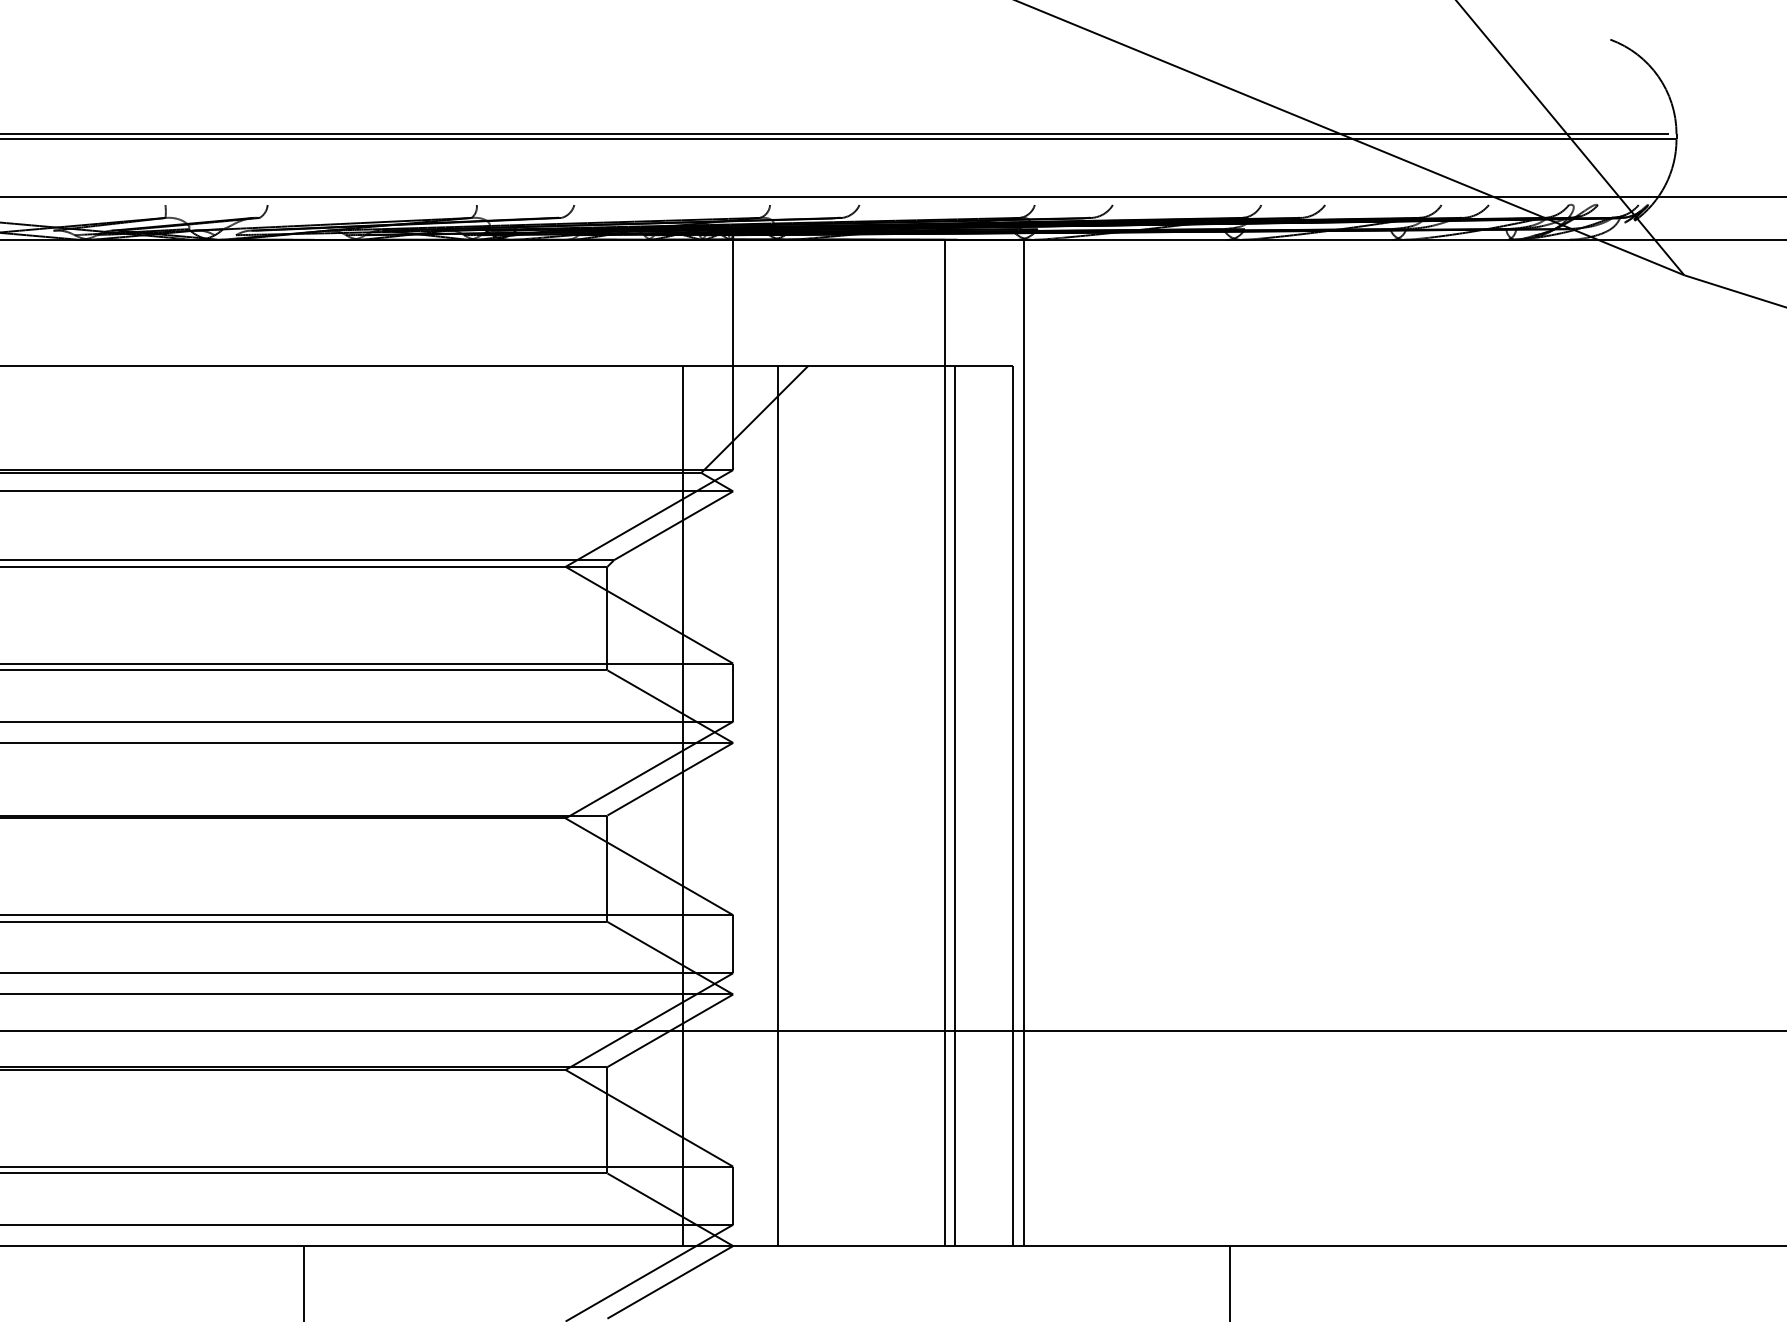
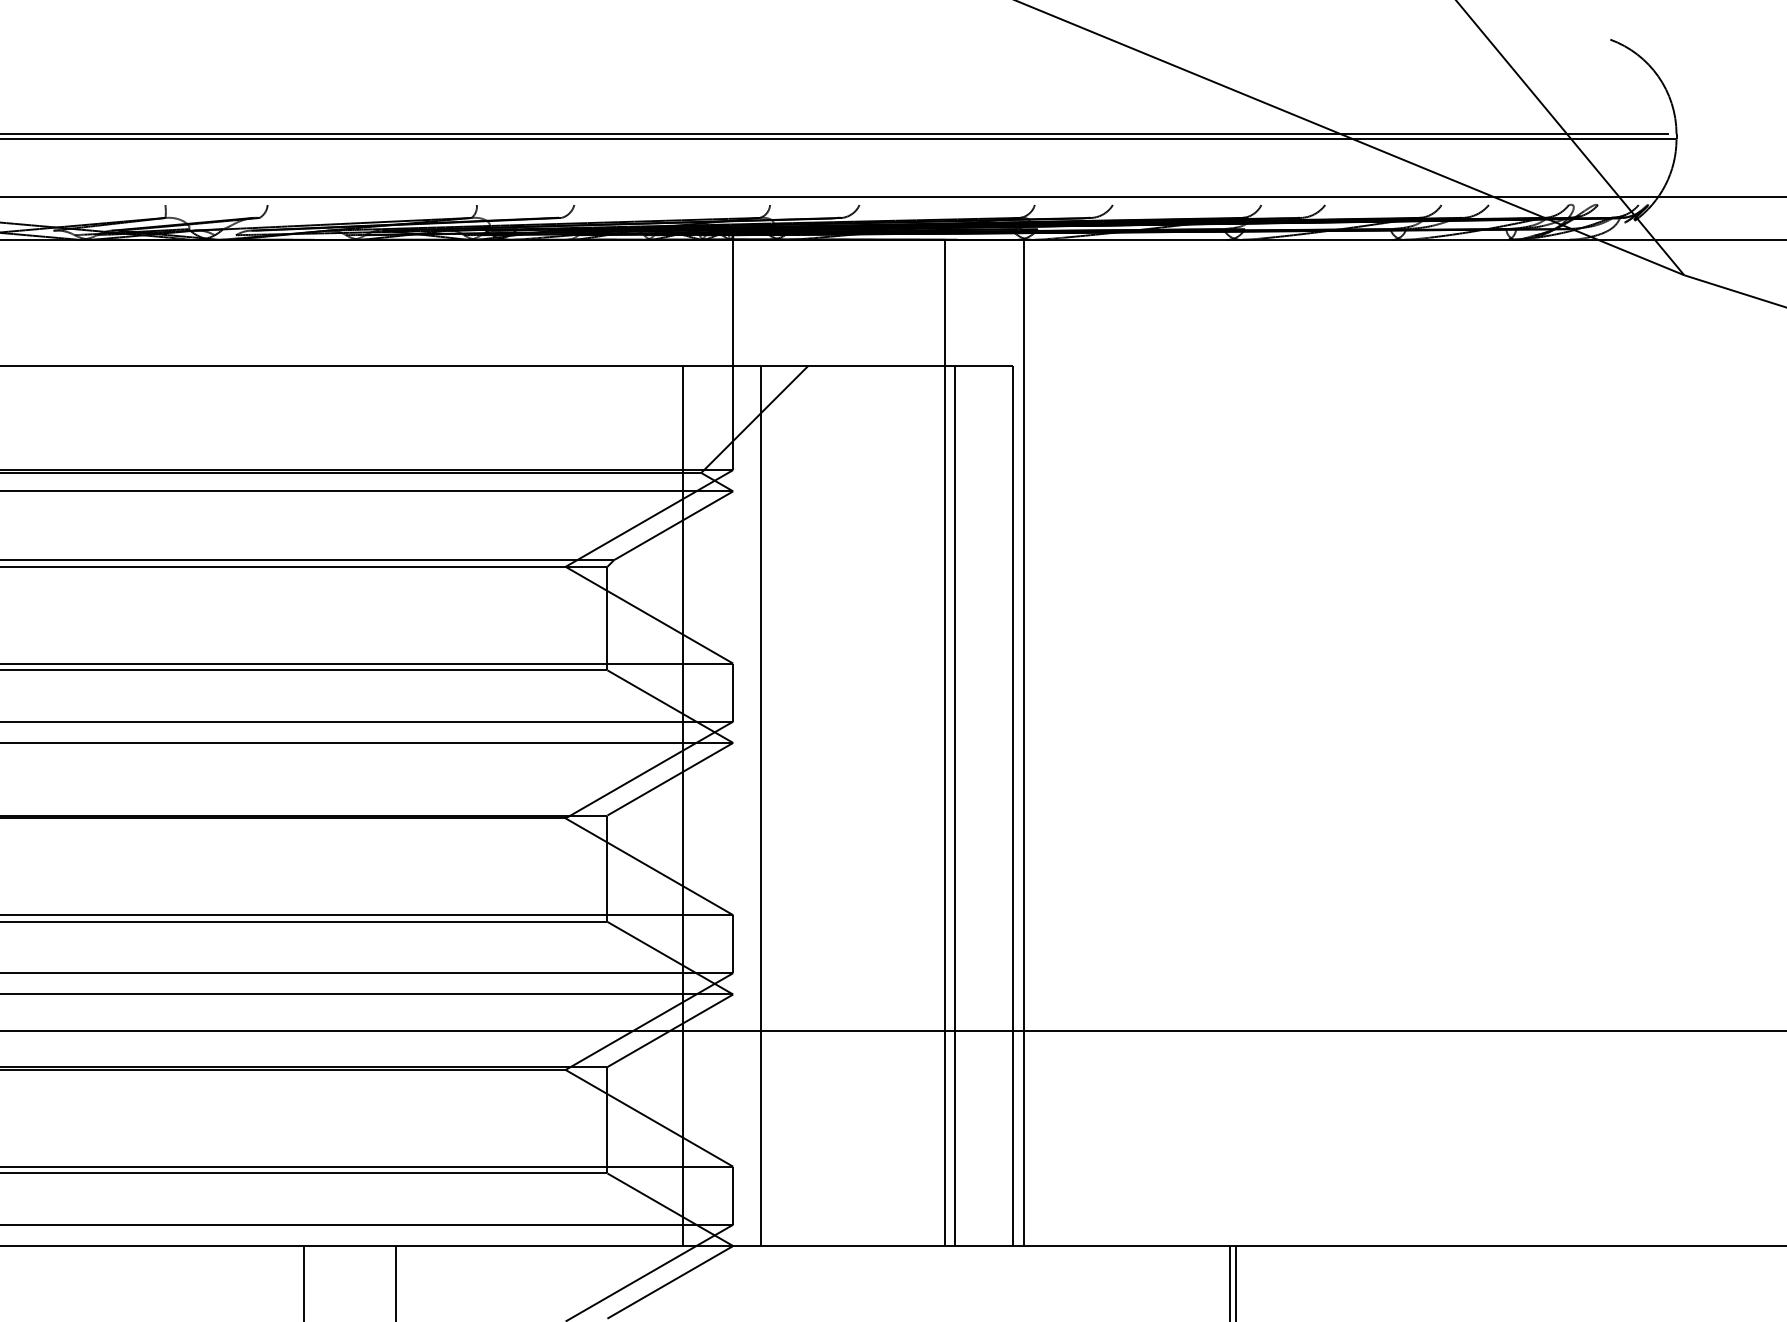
line position: (777, 805) -> (760, 805) (760, 805)
line: none -> present (396, 1282)
line: none -> present (1236, 1282)
